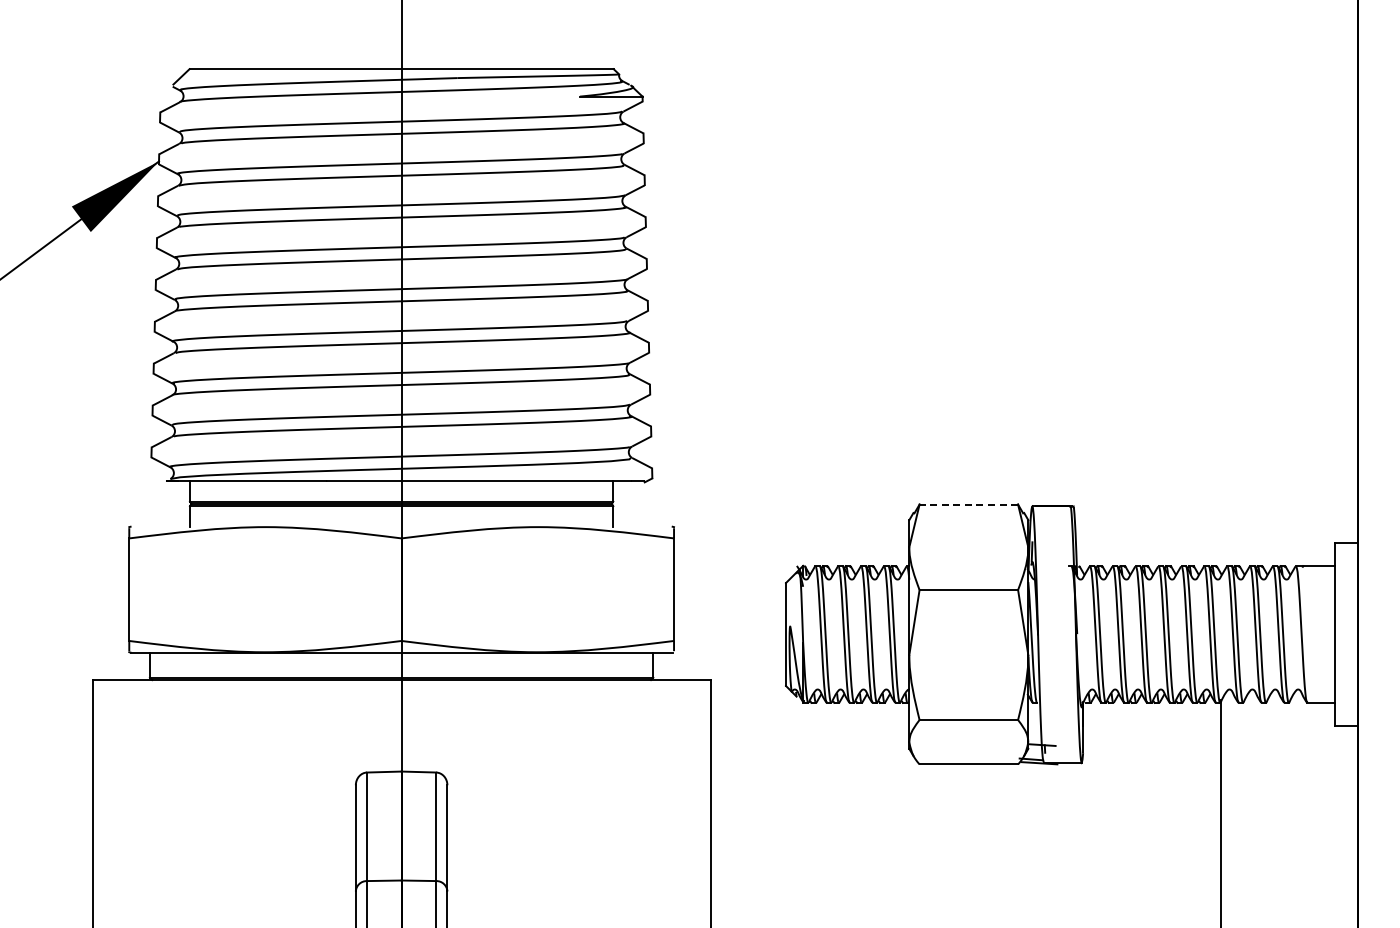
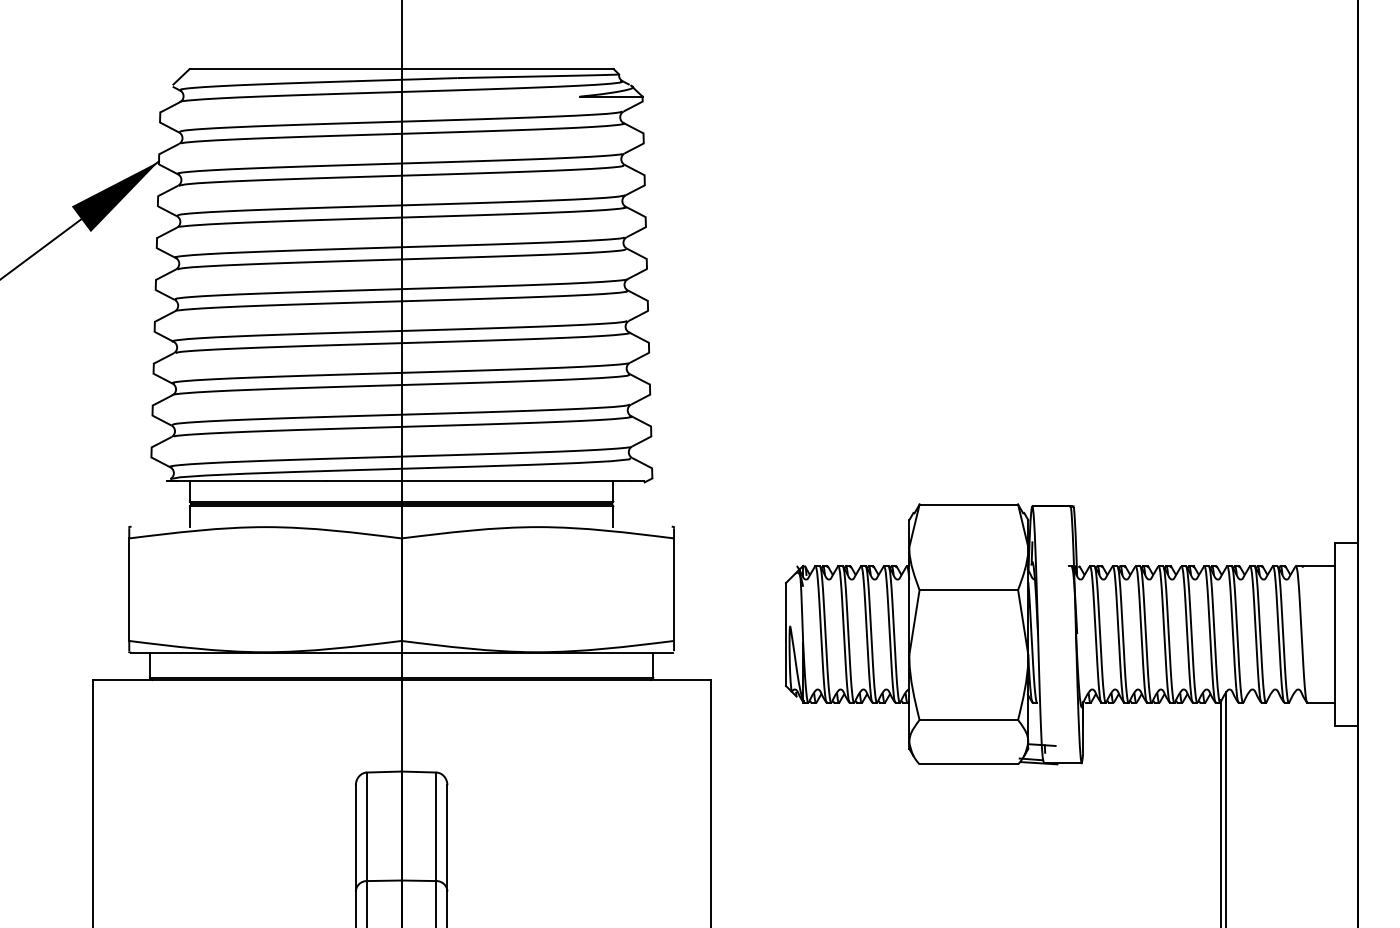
line: dashed -> solid (968, 504)
line: none -> present (1226, 807)
